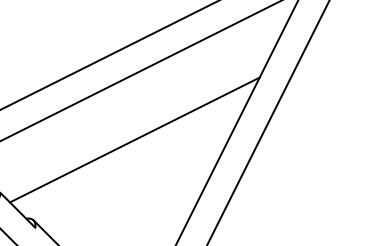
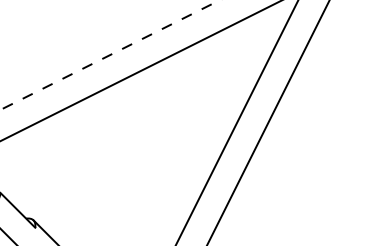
line: solid -> dashed (110, 54)
line: present -> none (134, 139)
